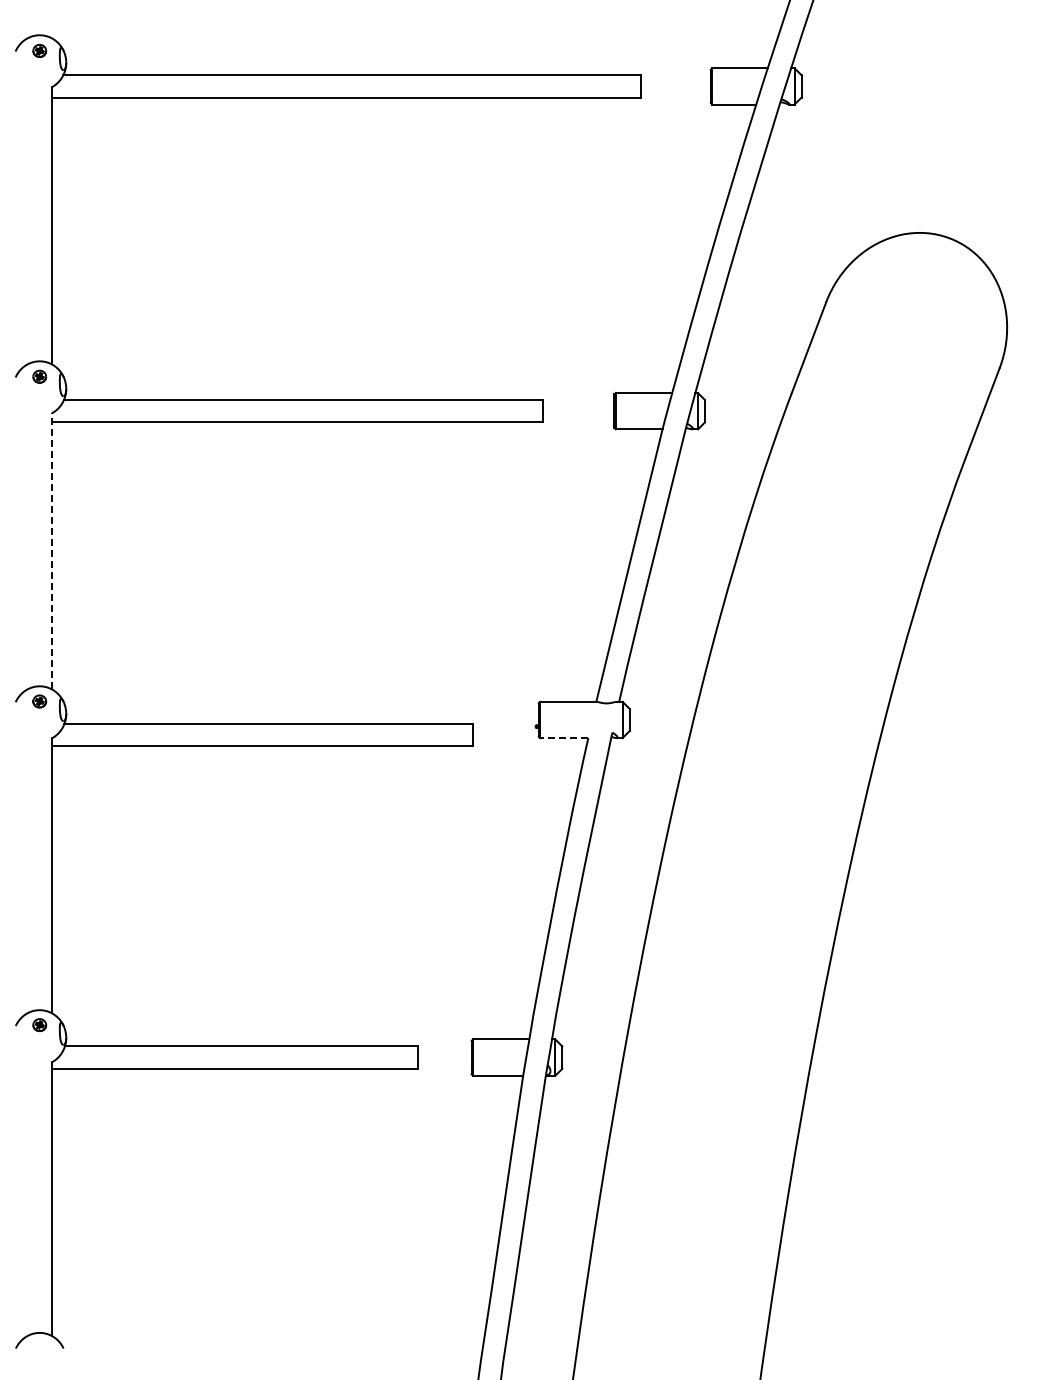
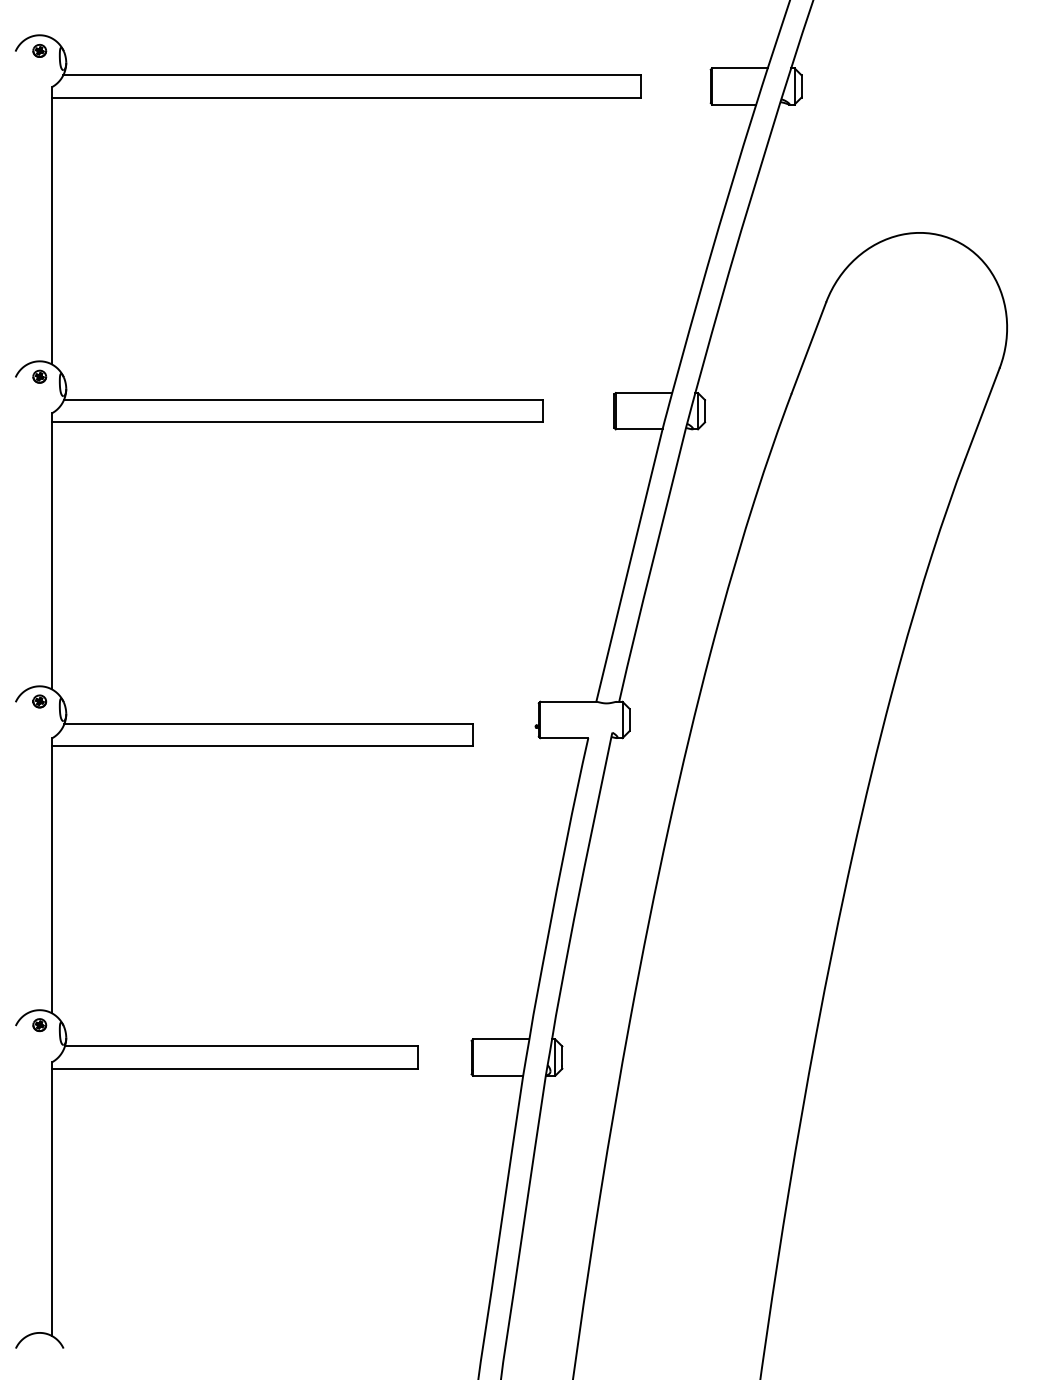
line: dashed -> solid (52, 550)
line: dashed -> solid (563, 738)
